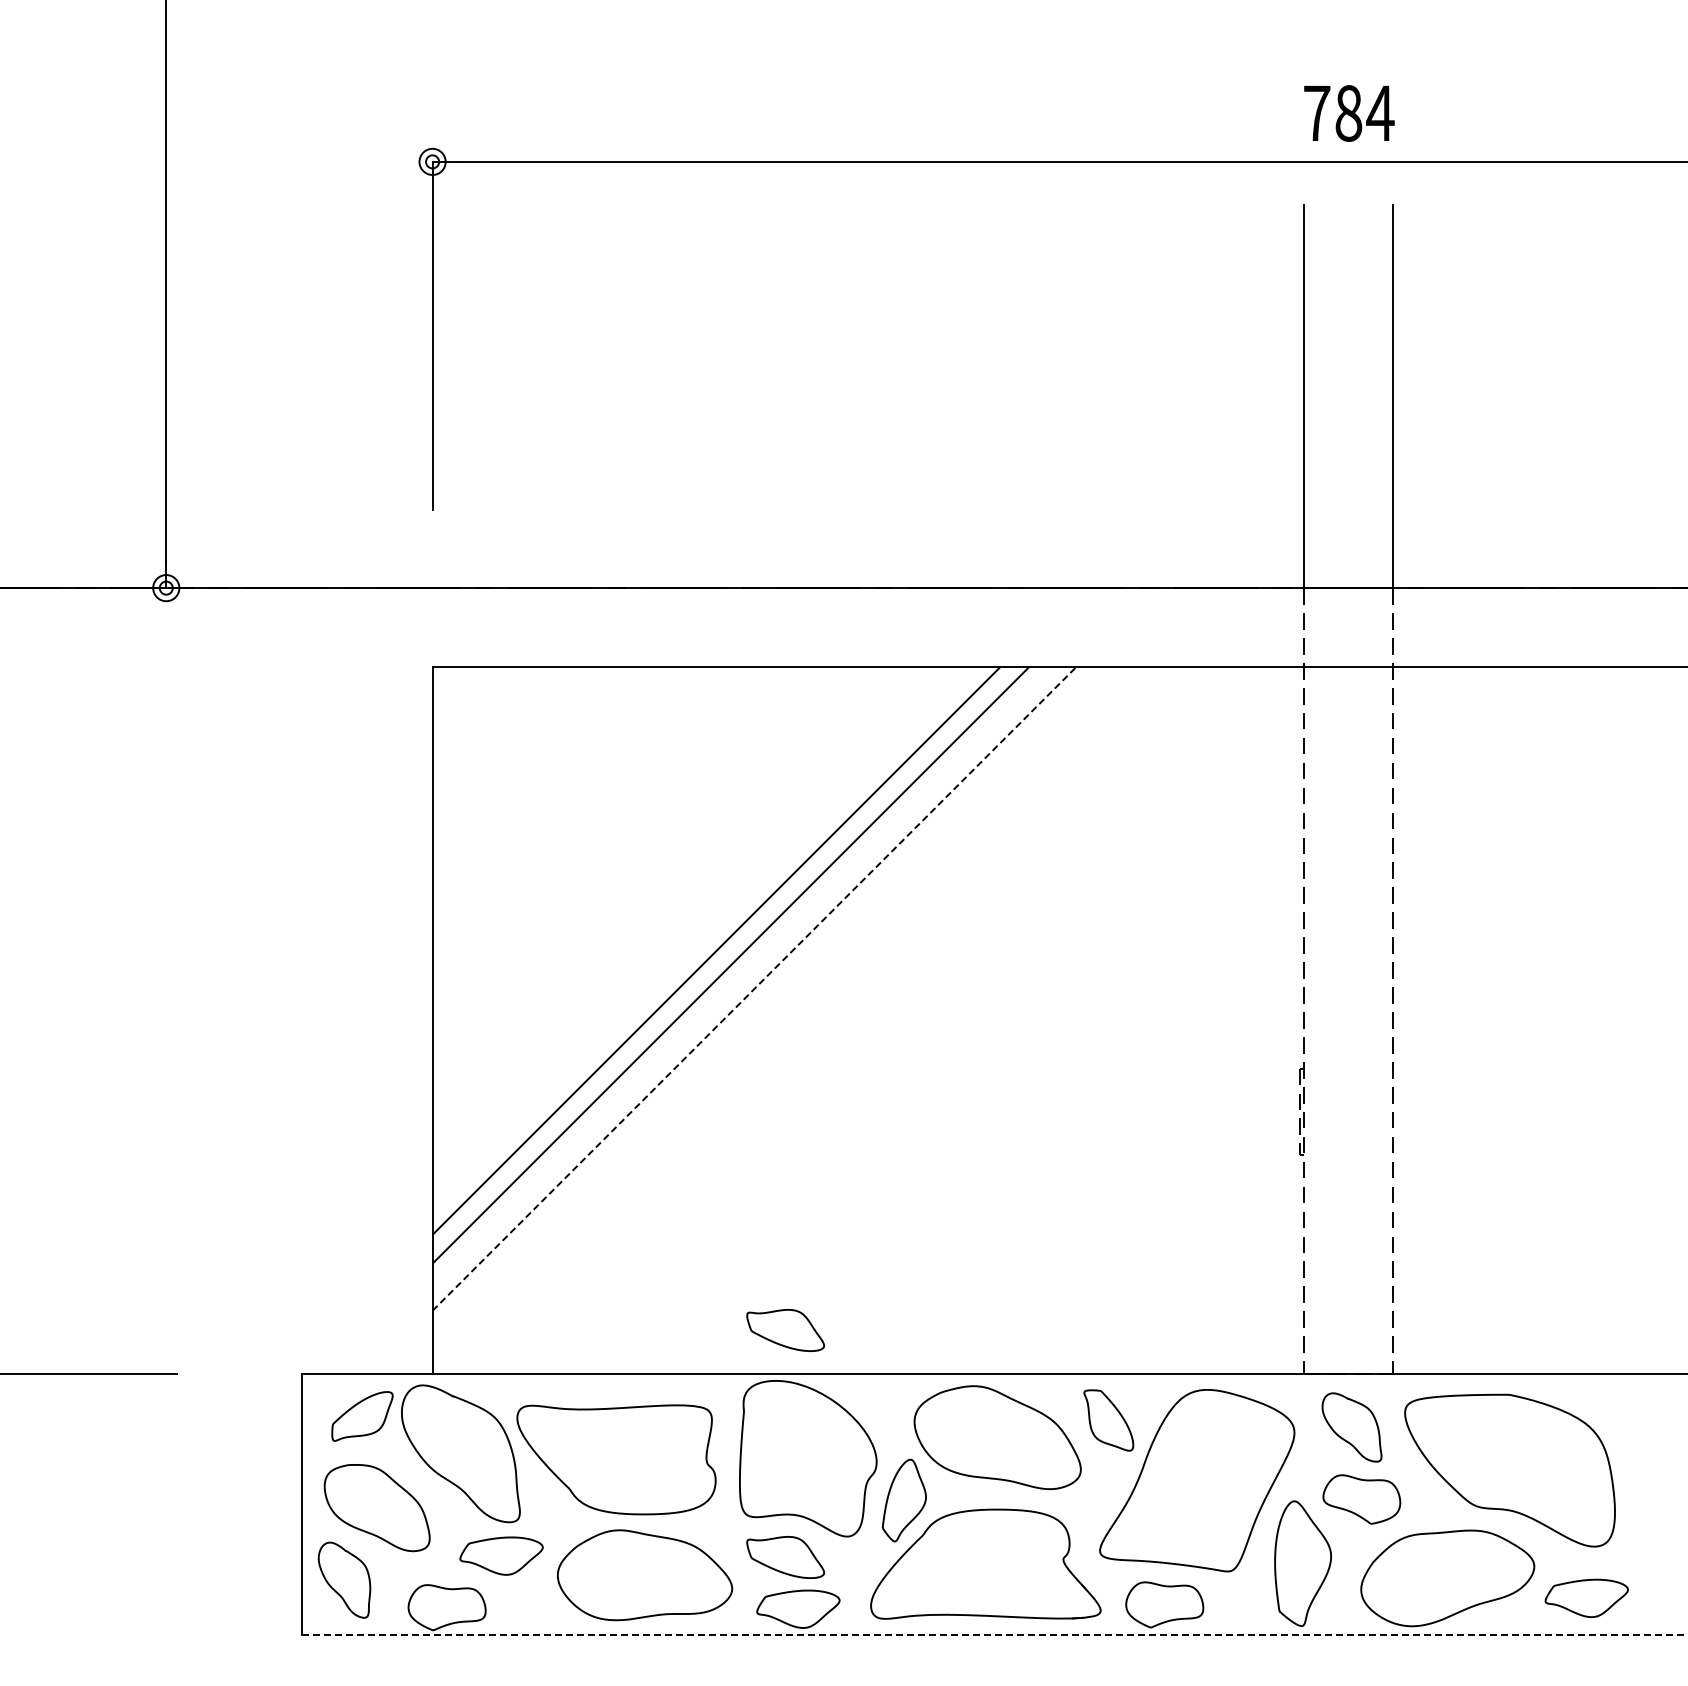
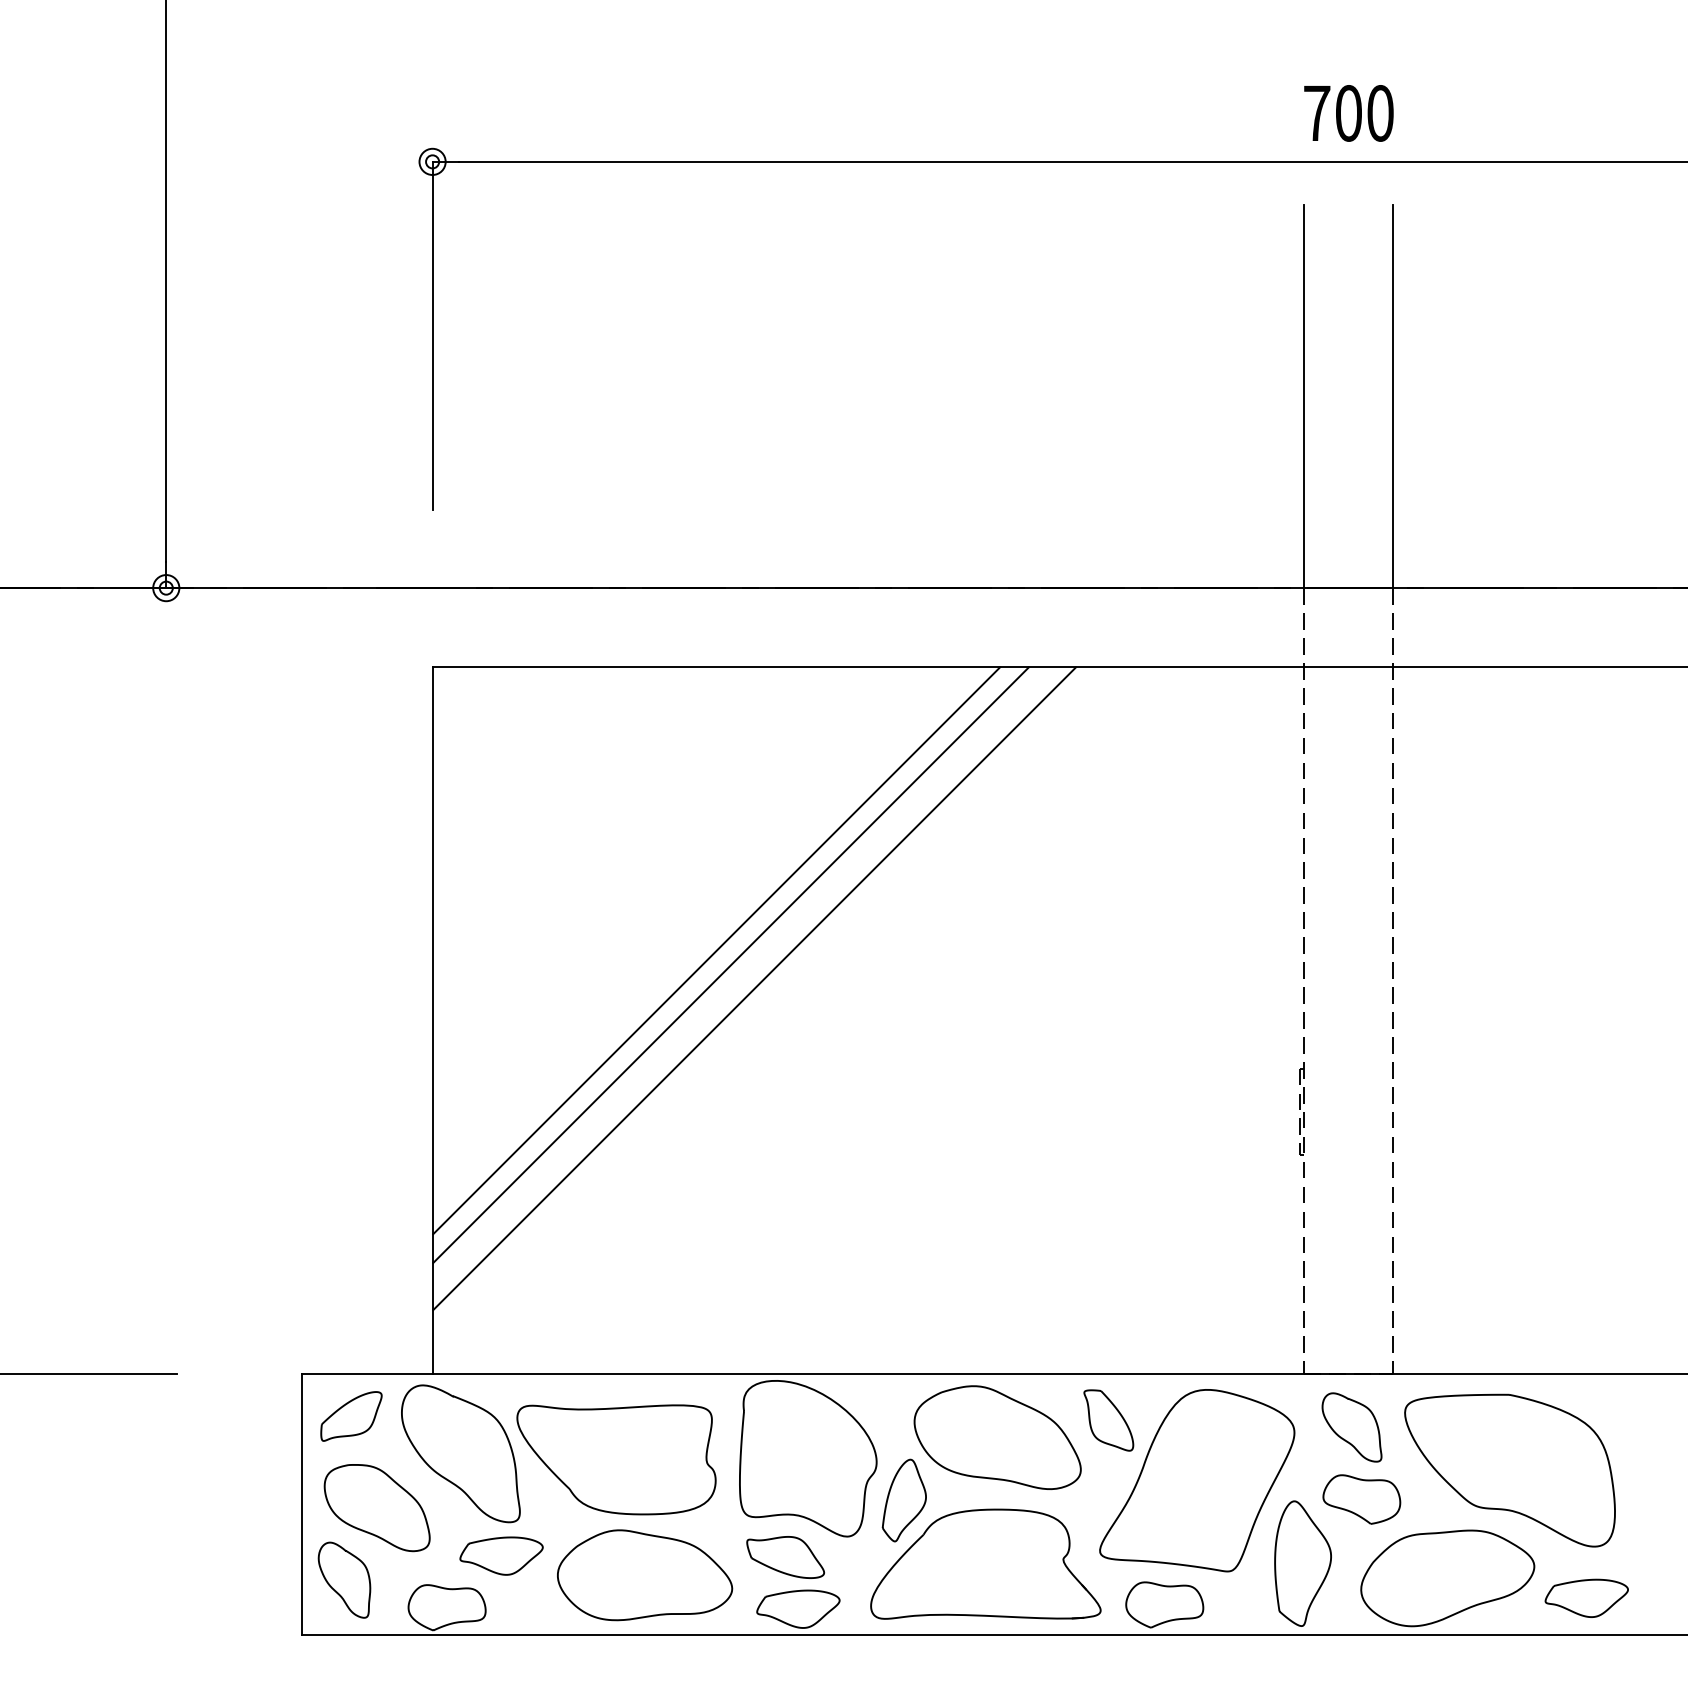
text: 784 -> 700 (1364, 113)
line: dashed -> solid (755, 988)
part: present -> none (785, 1330)
part position: (362, 1416) -> (351, 1416) (351, 1416)
line: dashed -> solid (994, 1635)
